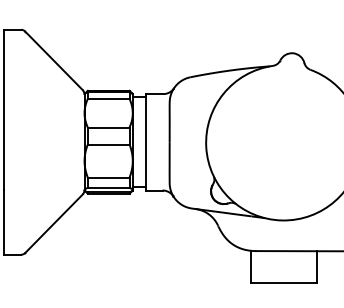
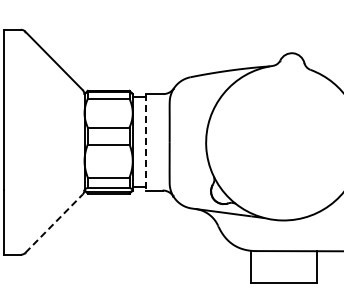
line: solid -> dashed (145, 142)
line: solid -> dashed (54, 223)
